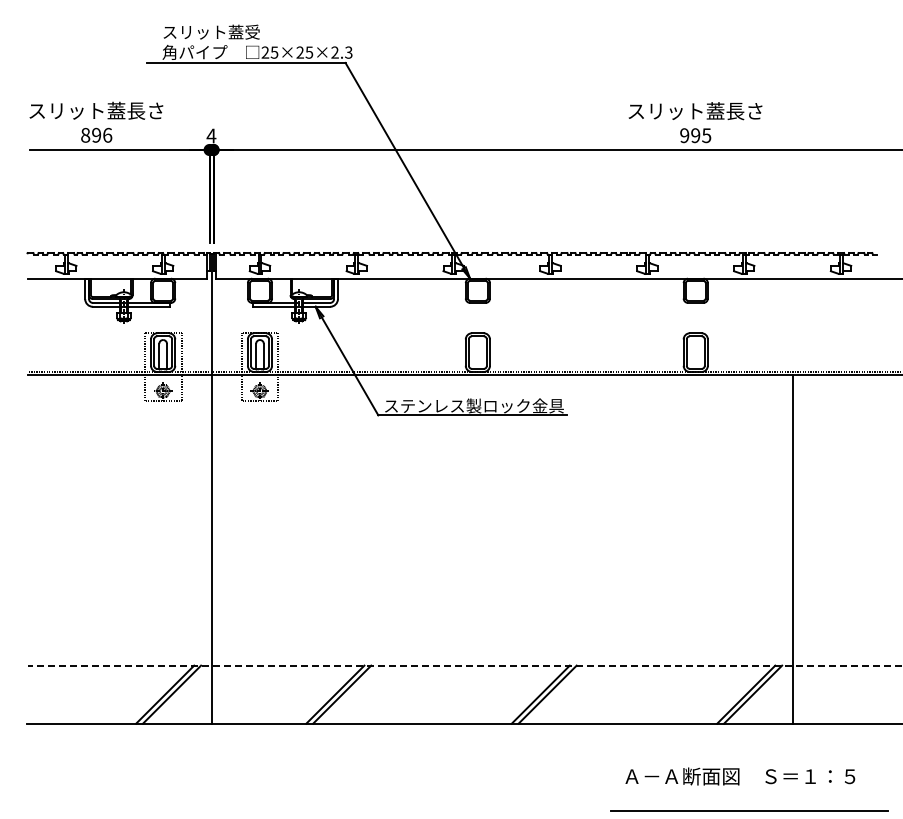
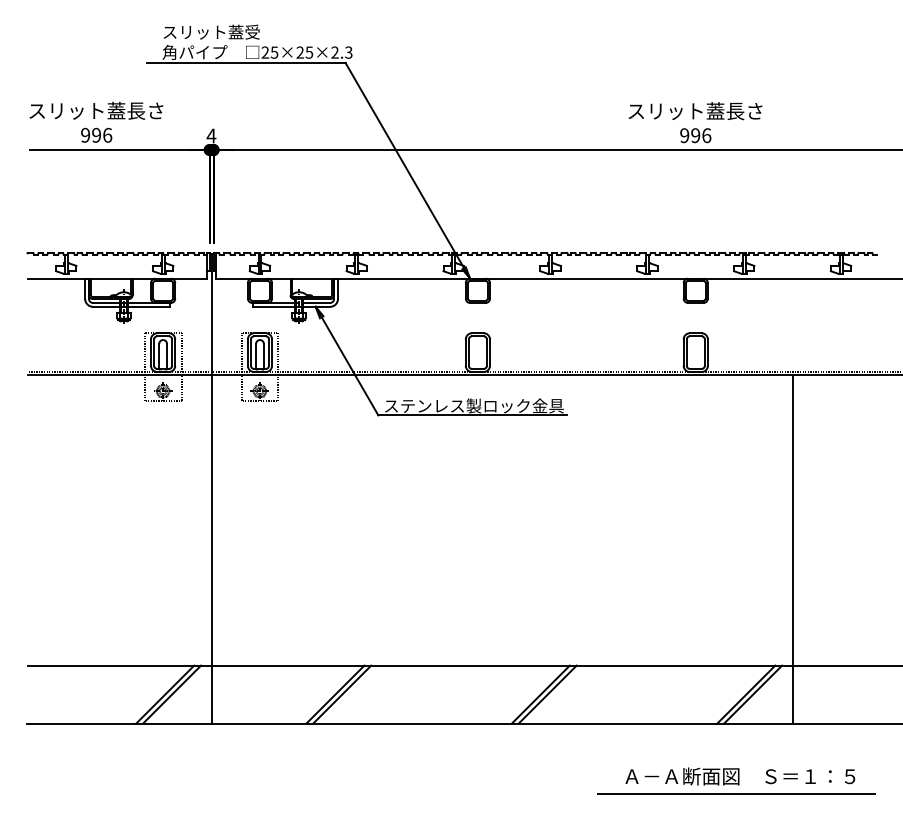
text: 896 -> 996 (85, 135)
text: 995 -> 996 (706, 135)
line: dashed -> solid (464, 665)
line position: (749, 810) -> (736, 793) (736, 793)
